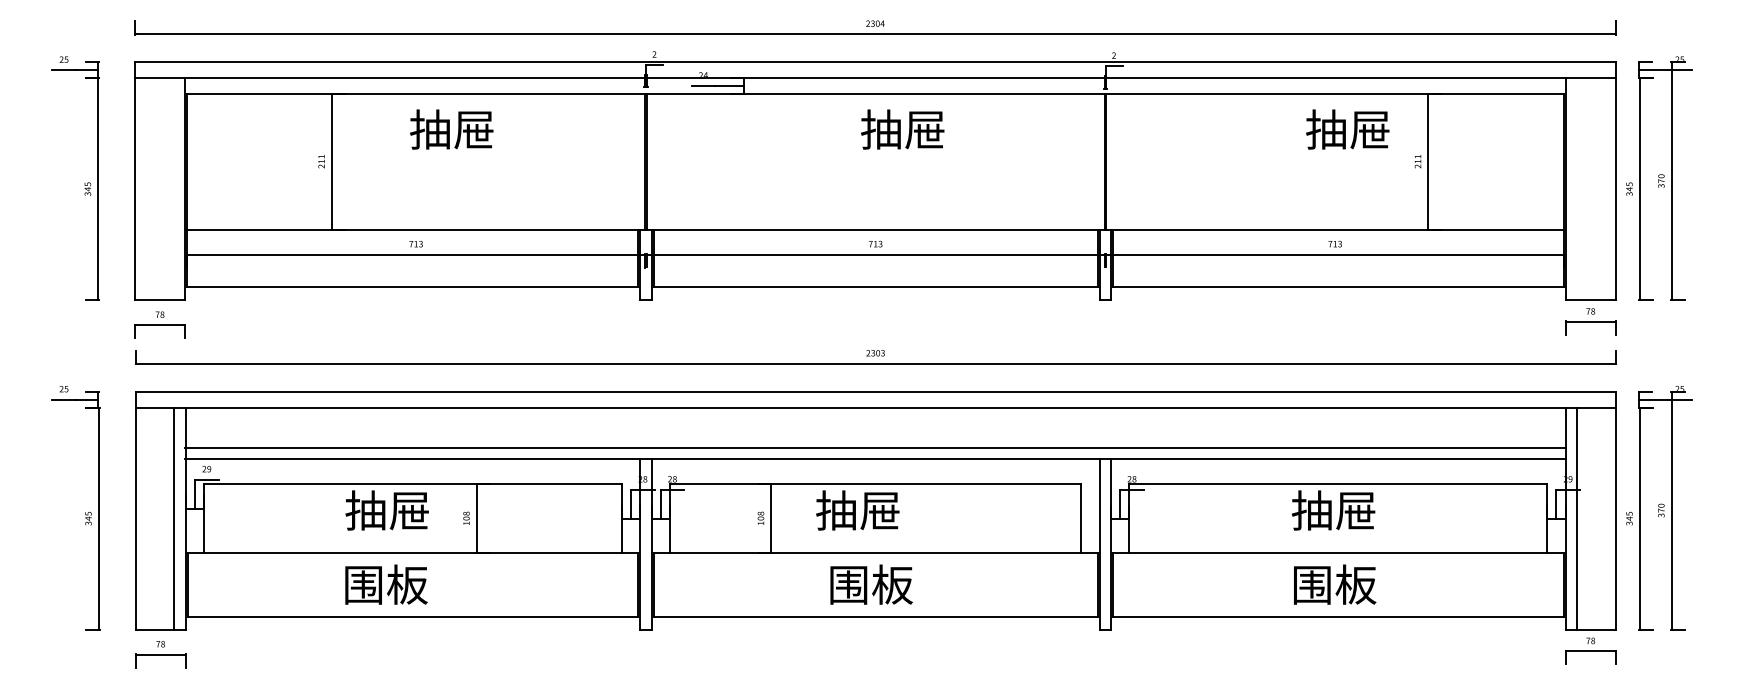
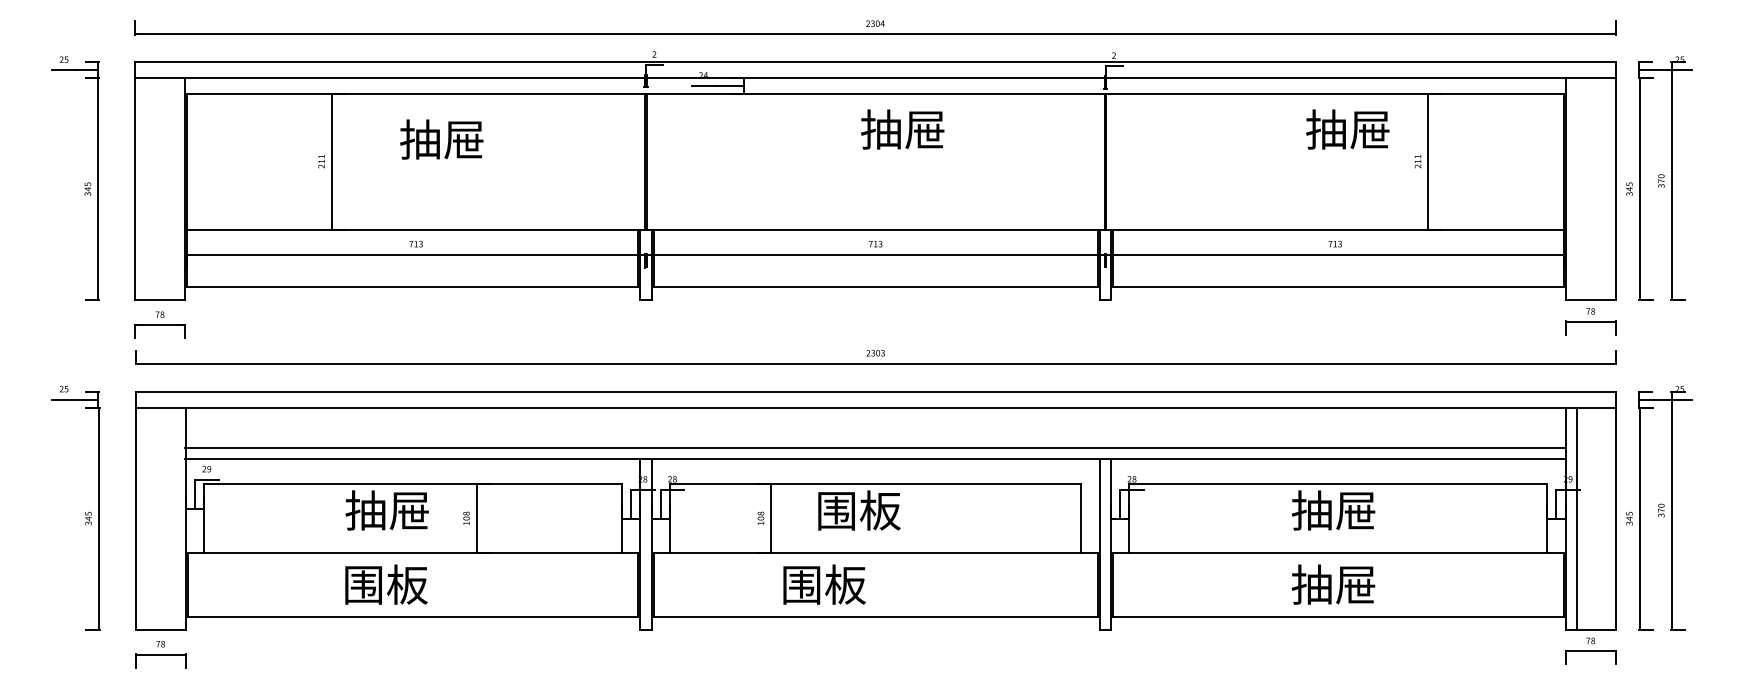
text position: (451, 129) -> (441, 139) (441, 139)
text: 抽屉 -> 围板 (858, 510)
line: present -> none (174, 518)
text position: (871, 584) -> (824, 584) (824, 584)
text: 围板 -> 抽屉 (1333, 584)
